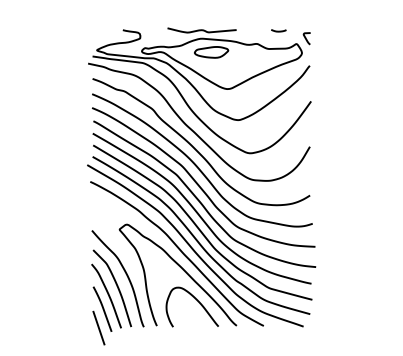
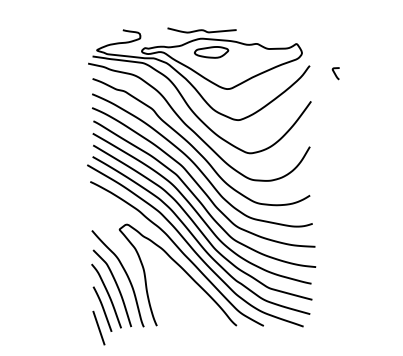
curve: present -> none (278, 30)
curve position: (306, 38) -> (335, 73) (335, 73)
curve: present -> none (196, 300)
